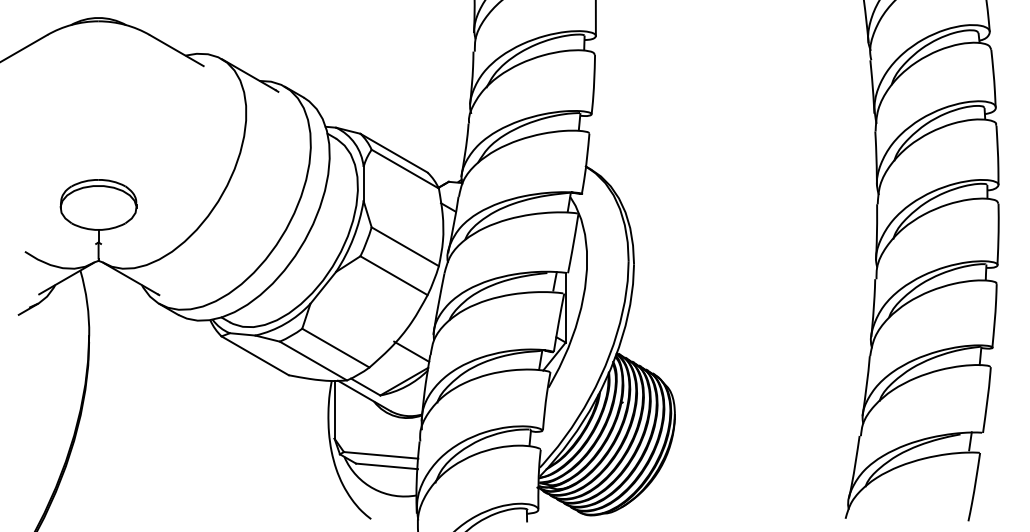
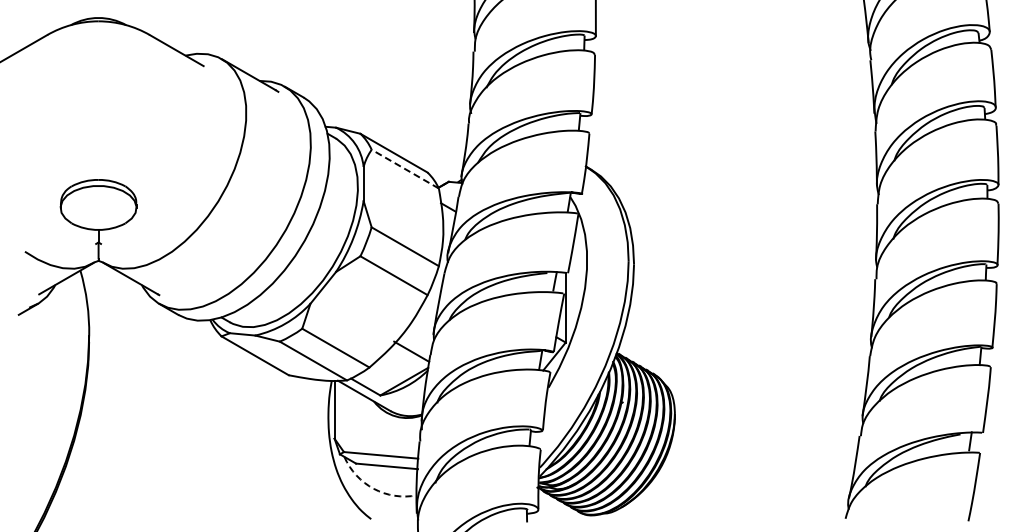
line: solid -> dashed (405, 169)
arc: solid -> dashed (373, 488)
